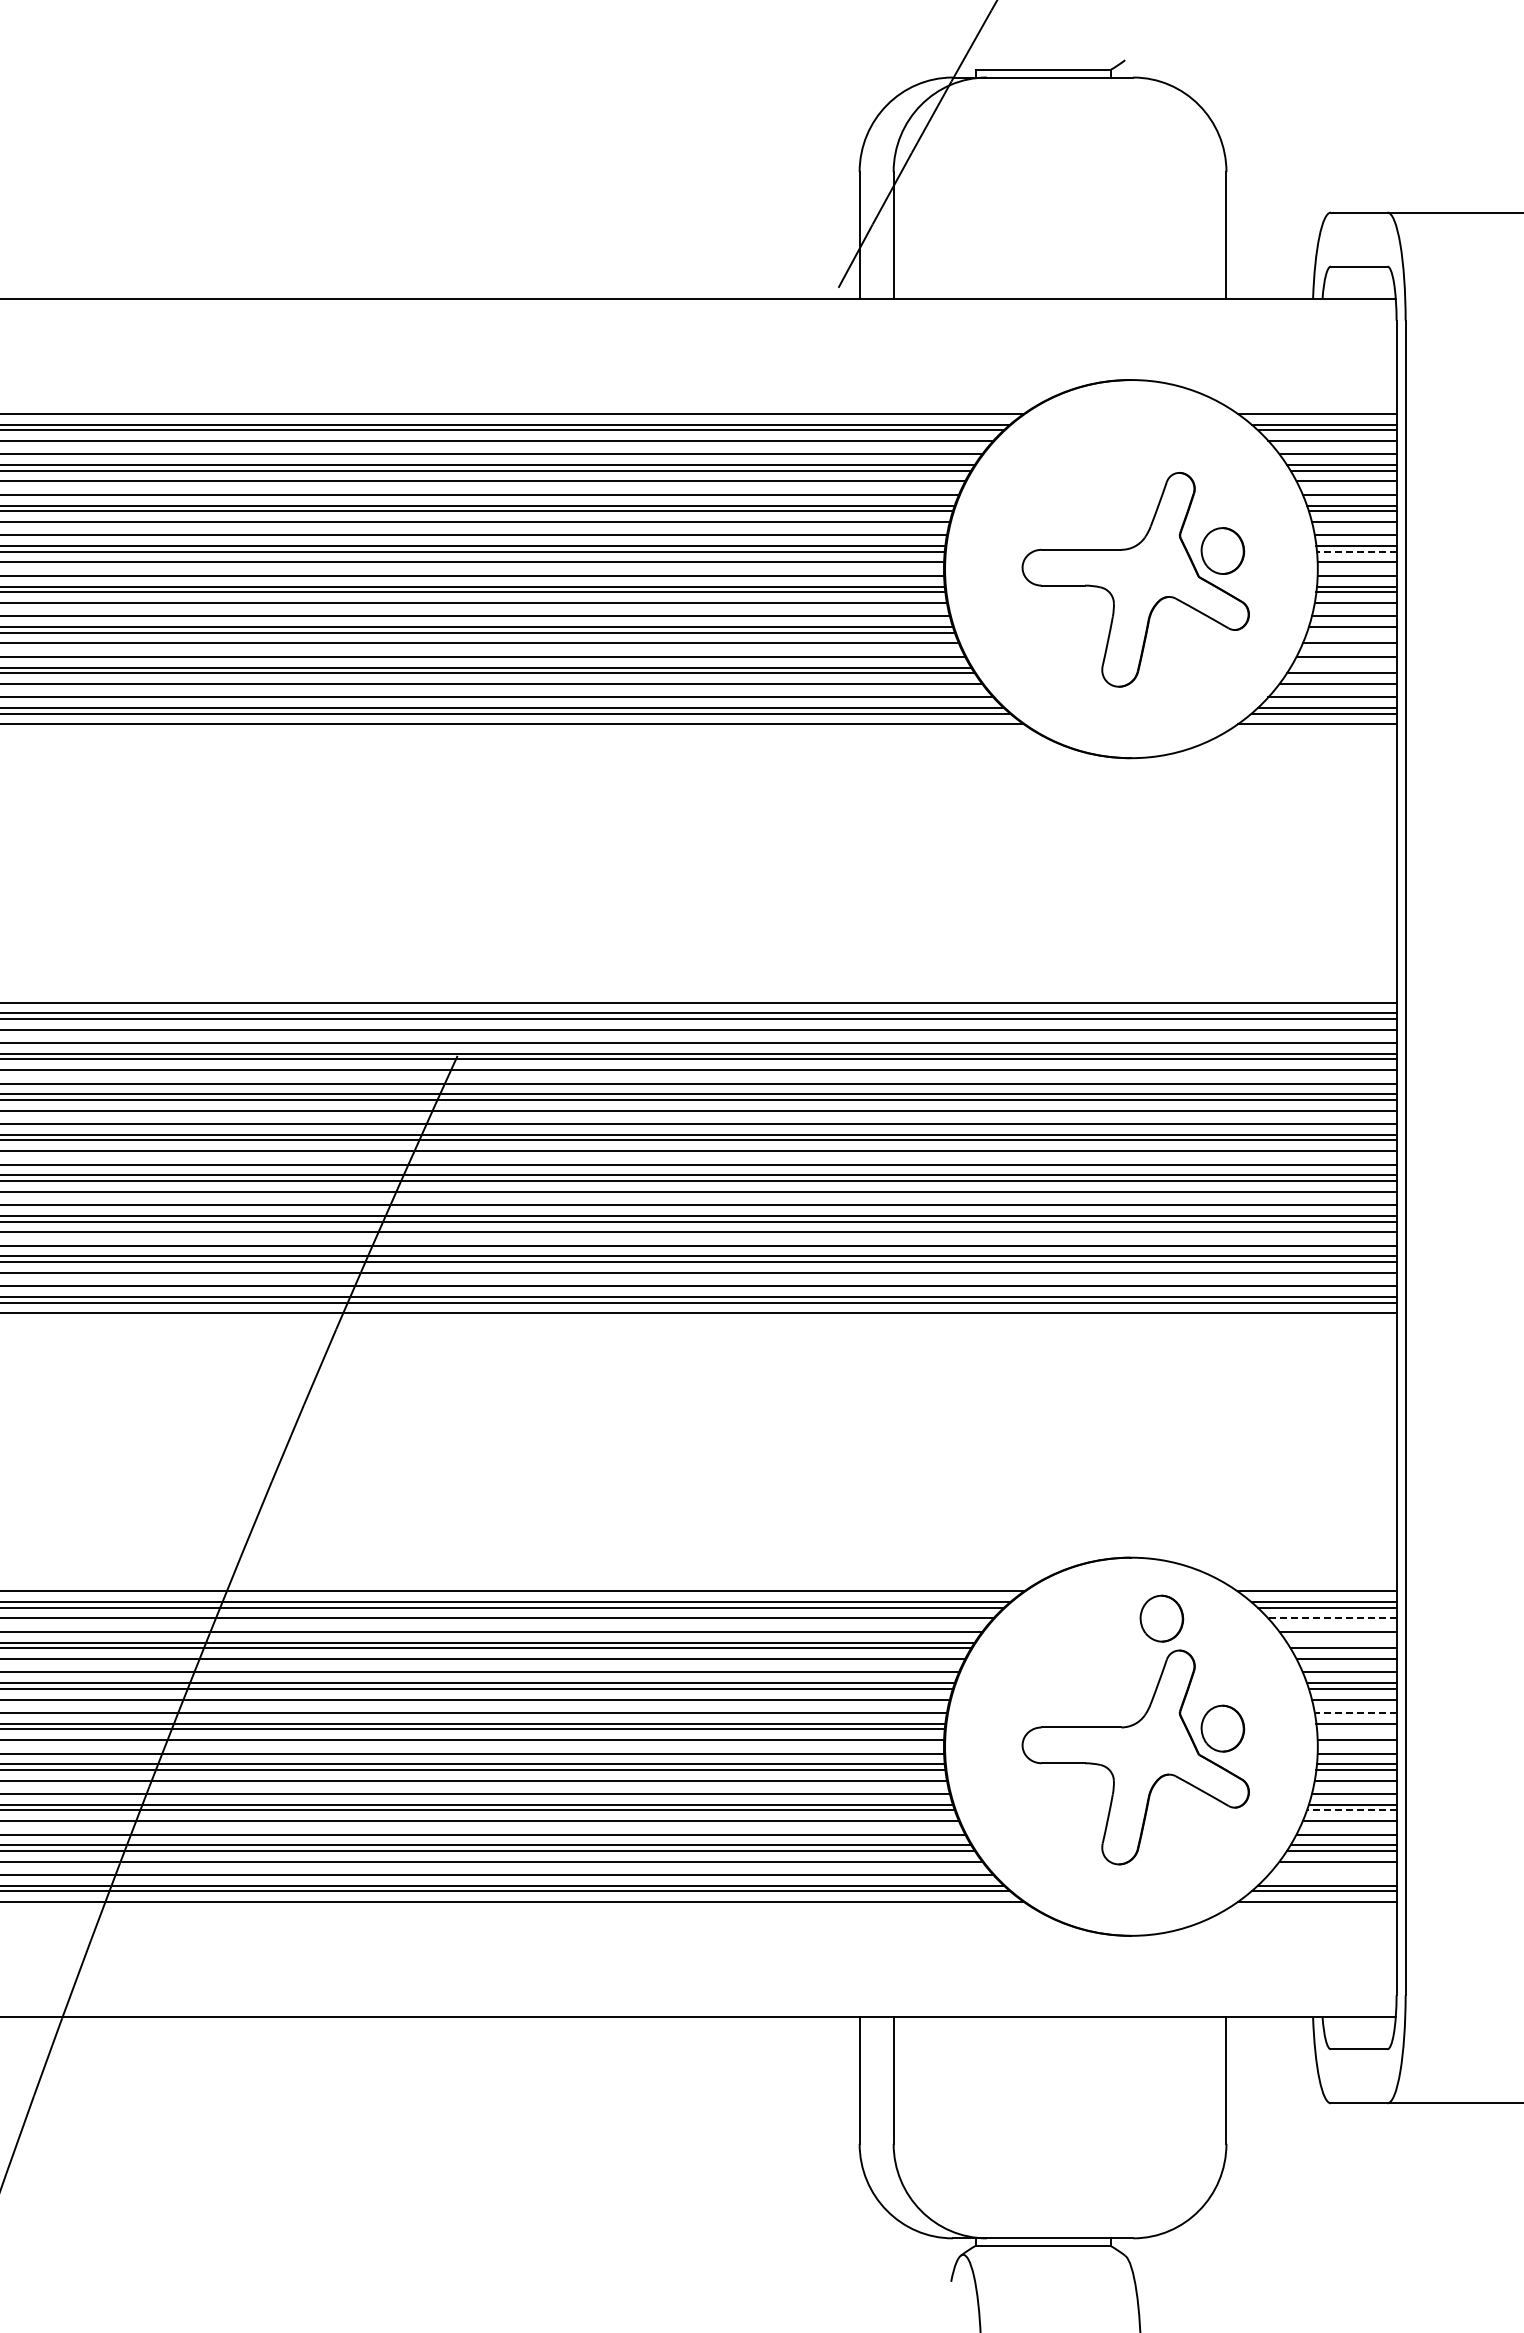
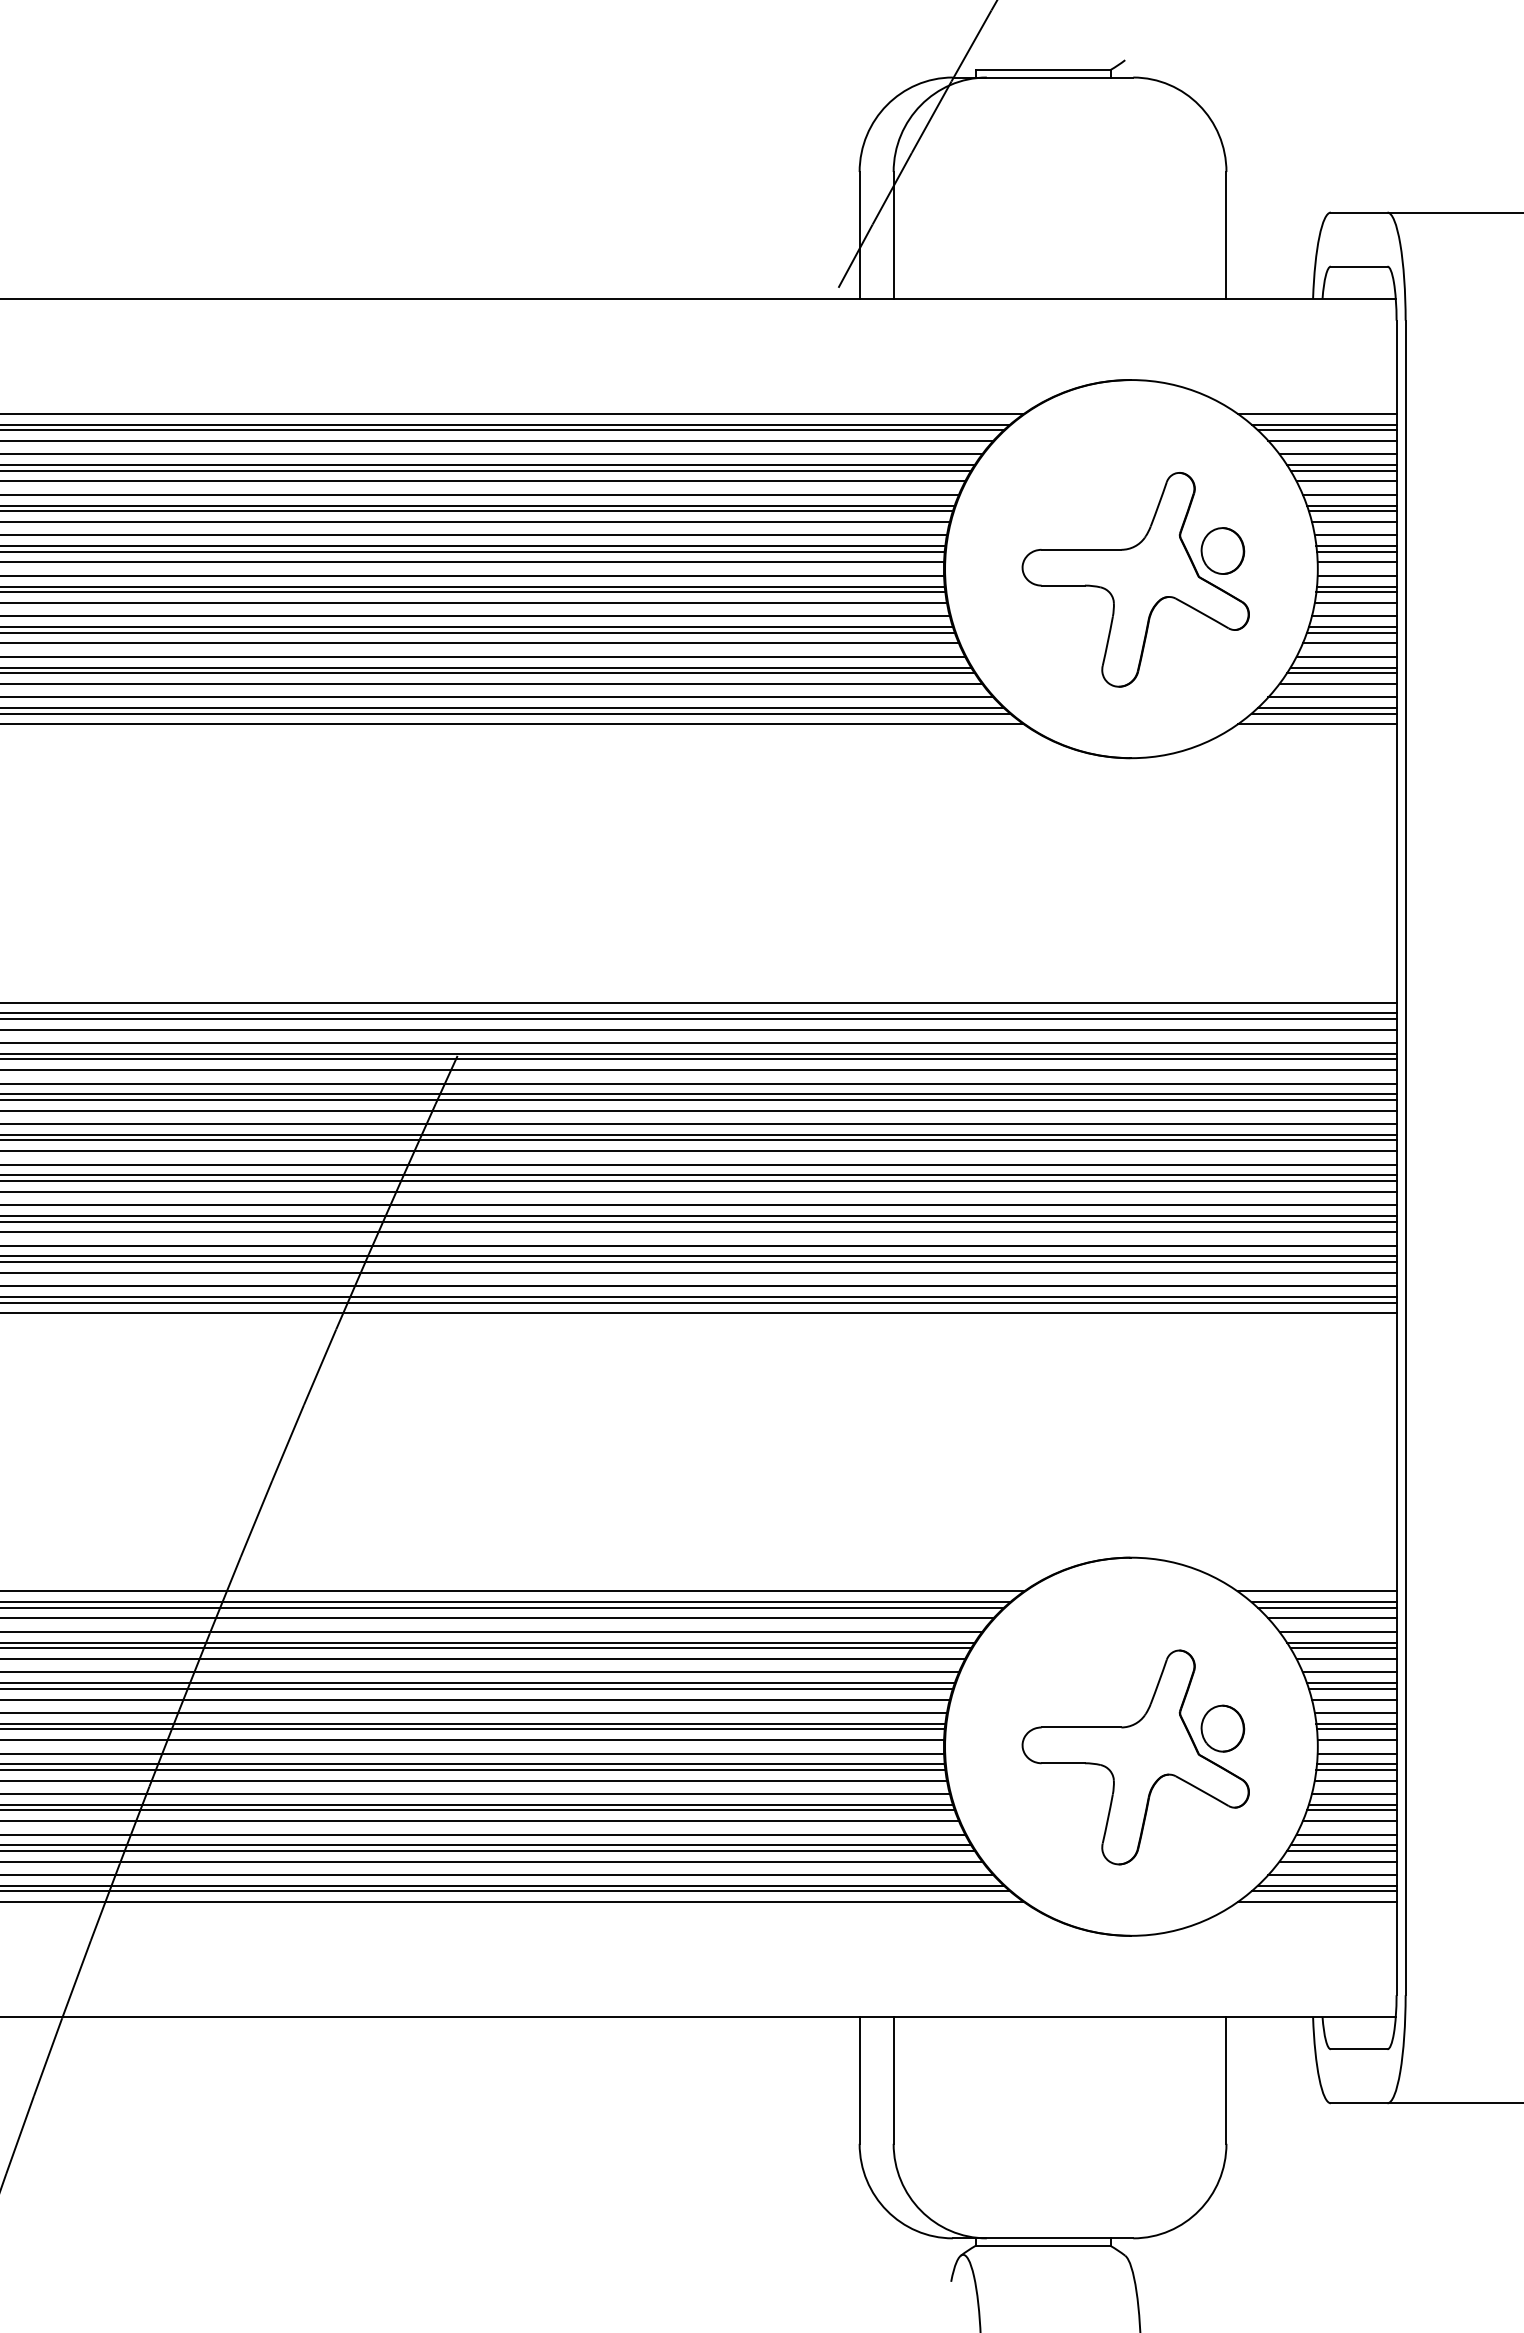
line: dashed -> solid (1356, 551)
line: none -> present (1351, 632)
line: none -> present (1343, 667)
part: present -> none (1161, 1618)
line: dashed -> solid (1331, 1618)
line: none -> present (1341, 1642)
line: dashed -> solid (1355, 1713)
line: none -> present (1356, 1729)
line: dashed -> solid (1351, 1810)
line: none -> present (1332, 1875)
